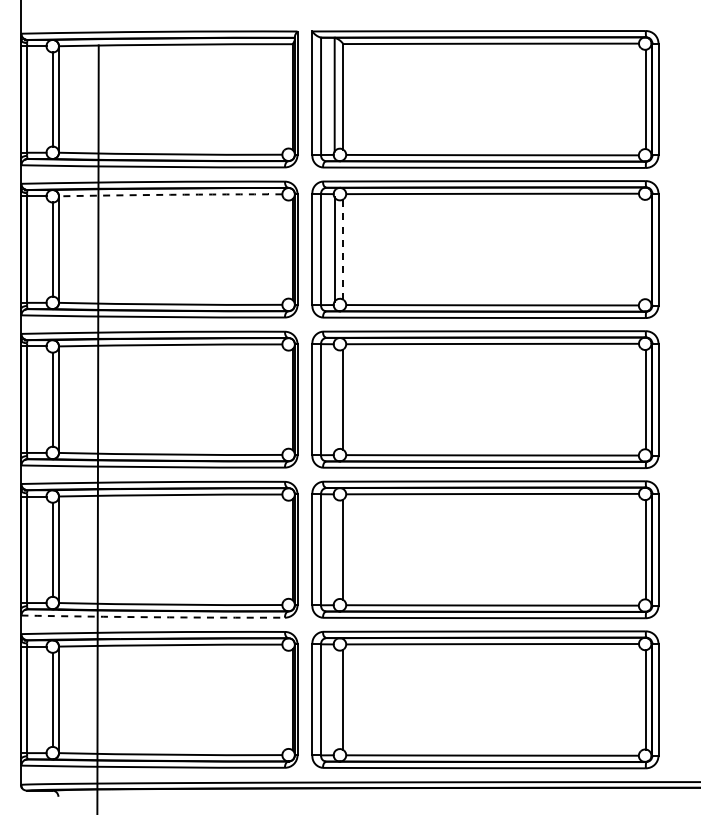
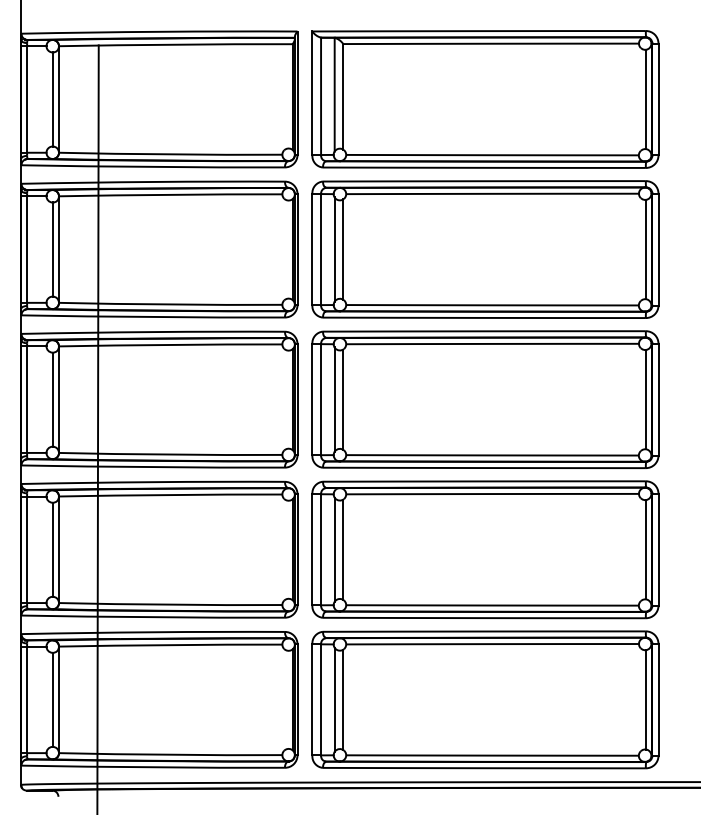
arc: dashed -> solid (170, 194)
line: dashed -> solid (343, 249)
line: none -> present (645, 249)
line: none -> present (334, 399)
line: none -> present (334, 549)
arc: dashed -> solid (153, 617)
line: none -> present (334, 699)
